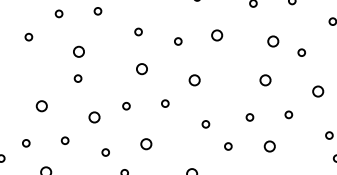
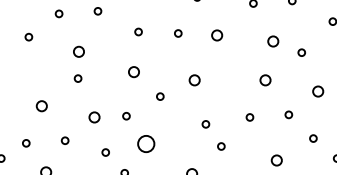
circle position: (178, 41) -> (178, 33) (178, 33)
circle position: (141, 69) -> (133, 72) (133, 72)
circle position: (165, 103) -> (160, 96) (160, 96)
circle position: (126, 106) -> (126, 116) (126, 116)
circle position: (329, 135) -> (313, 138) (313, 138)
circle size: 13x13 px -> 19x18 px (146, 143)
circle position: (228, 146) -> (221, 146) (221, 146)
circle position: (269, 146) -> (276, 160) (276, 160)
